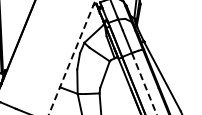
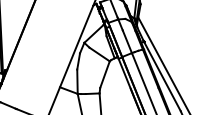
line: dashed -> solid (72, 57)
line: none -> present (163, 64)
line: dashed -> solid (144, 84)
